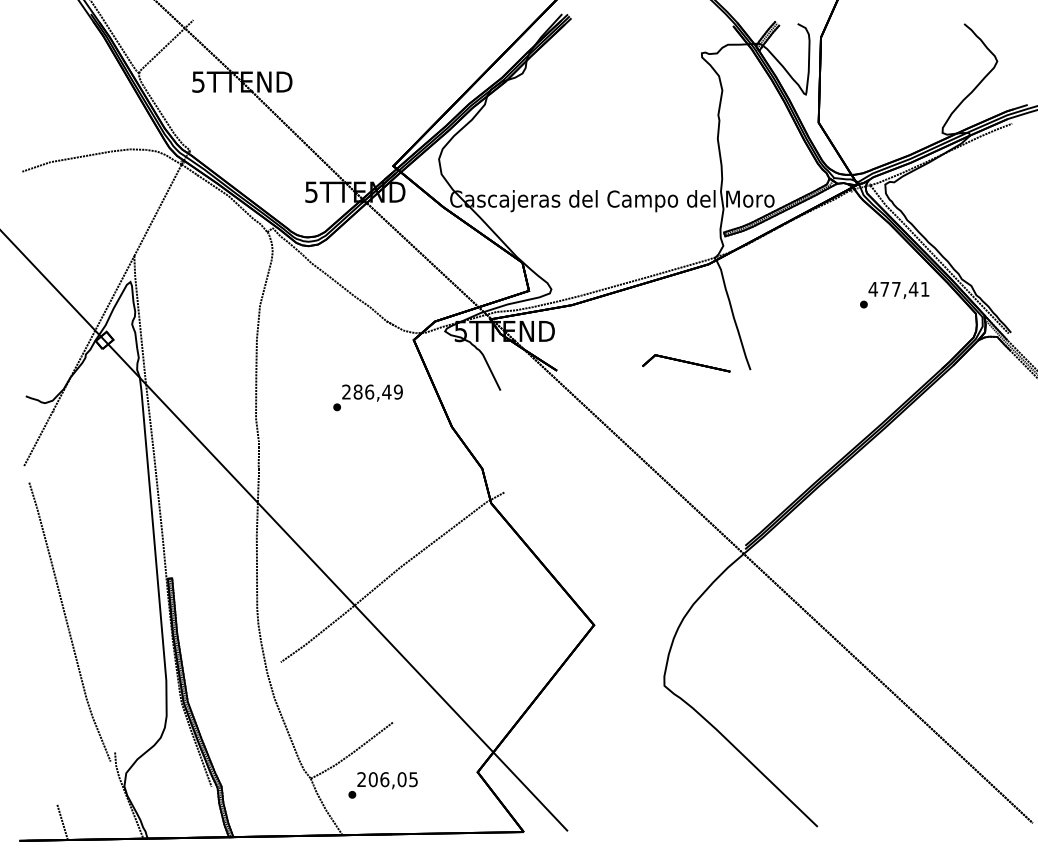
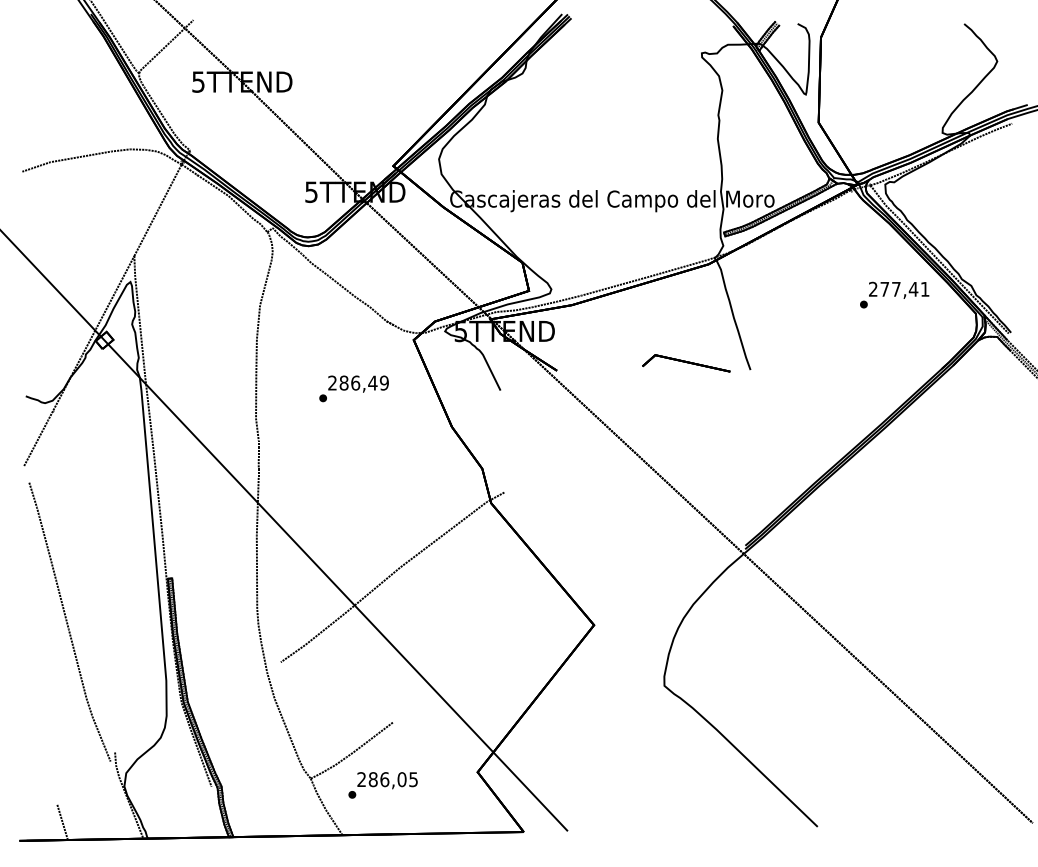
text: 477,41 -> 277,41 (873, 288)
text position: (367, 397) -> (353, 388) (353, 388)
text: 206,05 -> 286,05 (372, 779)
